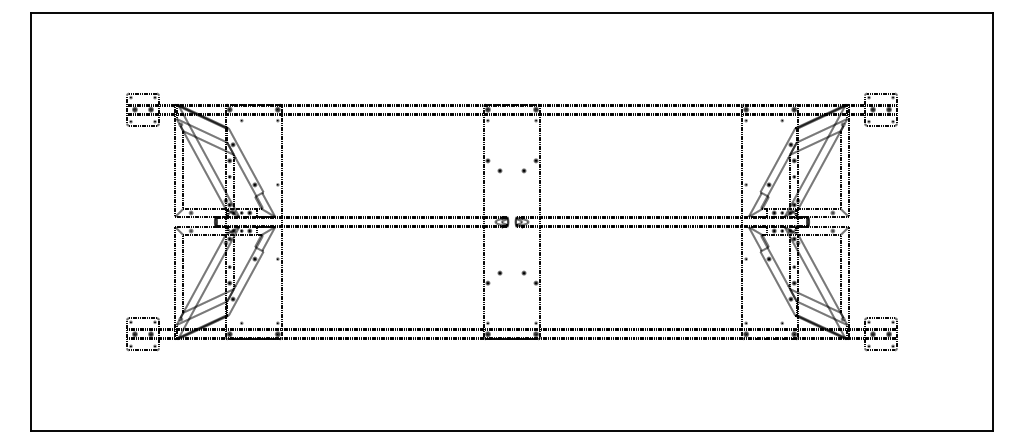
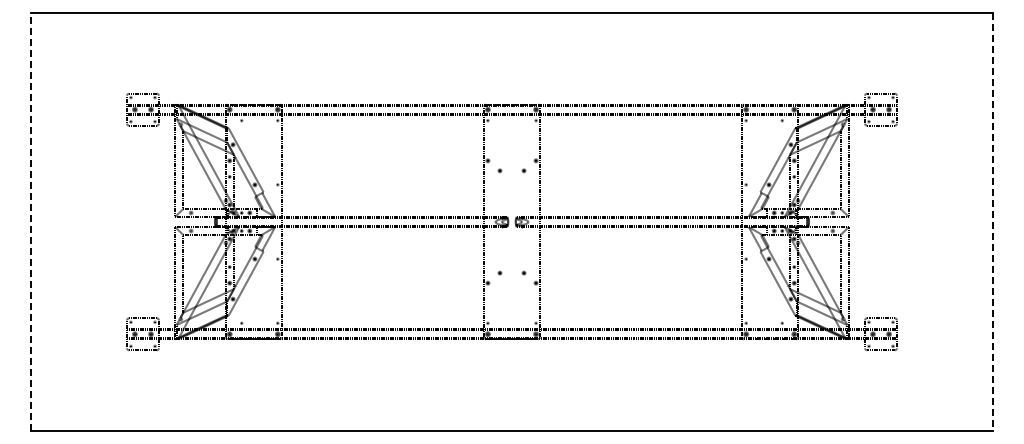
line: solid -> dashed (30, 222)
line: solid -> dashed (993, 222)
